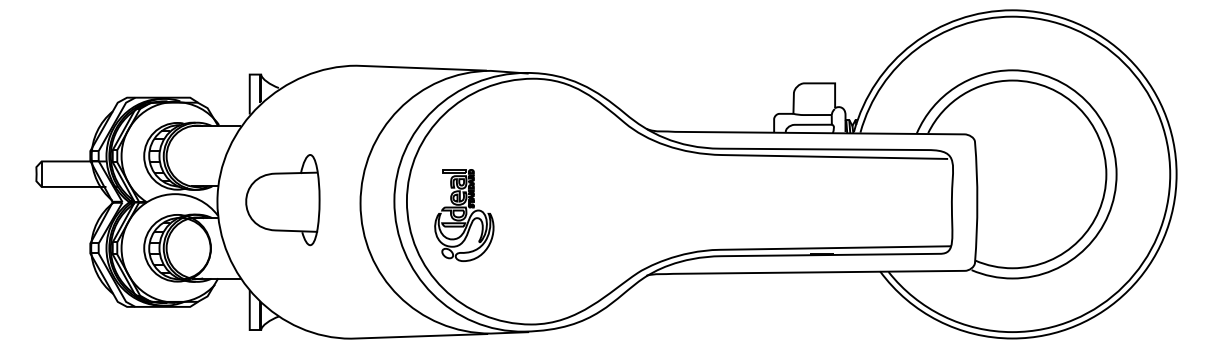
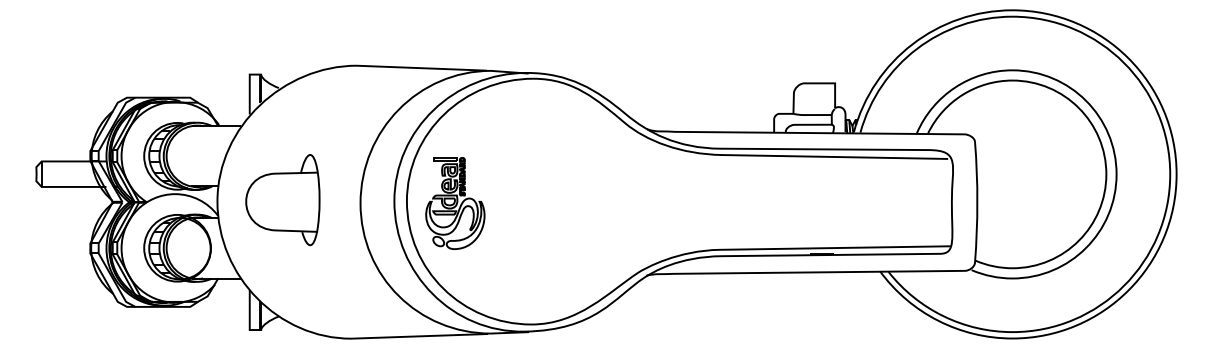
part position: (464, 215) -> (455, 203) (455, 203)
